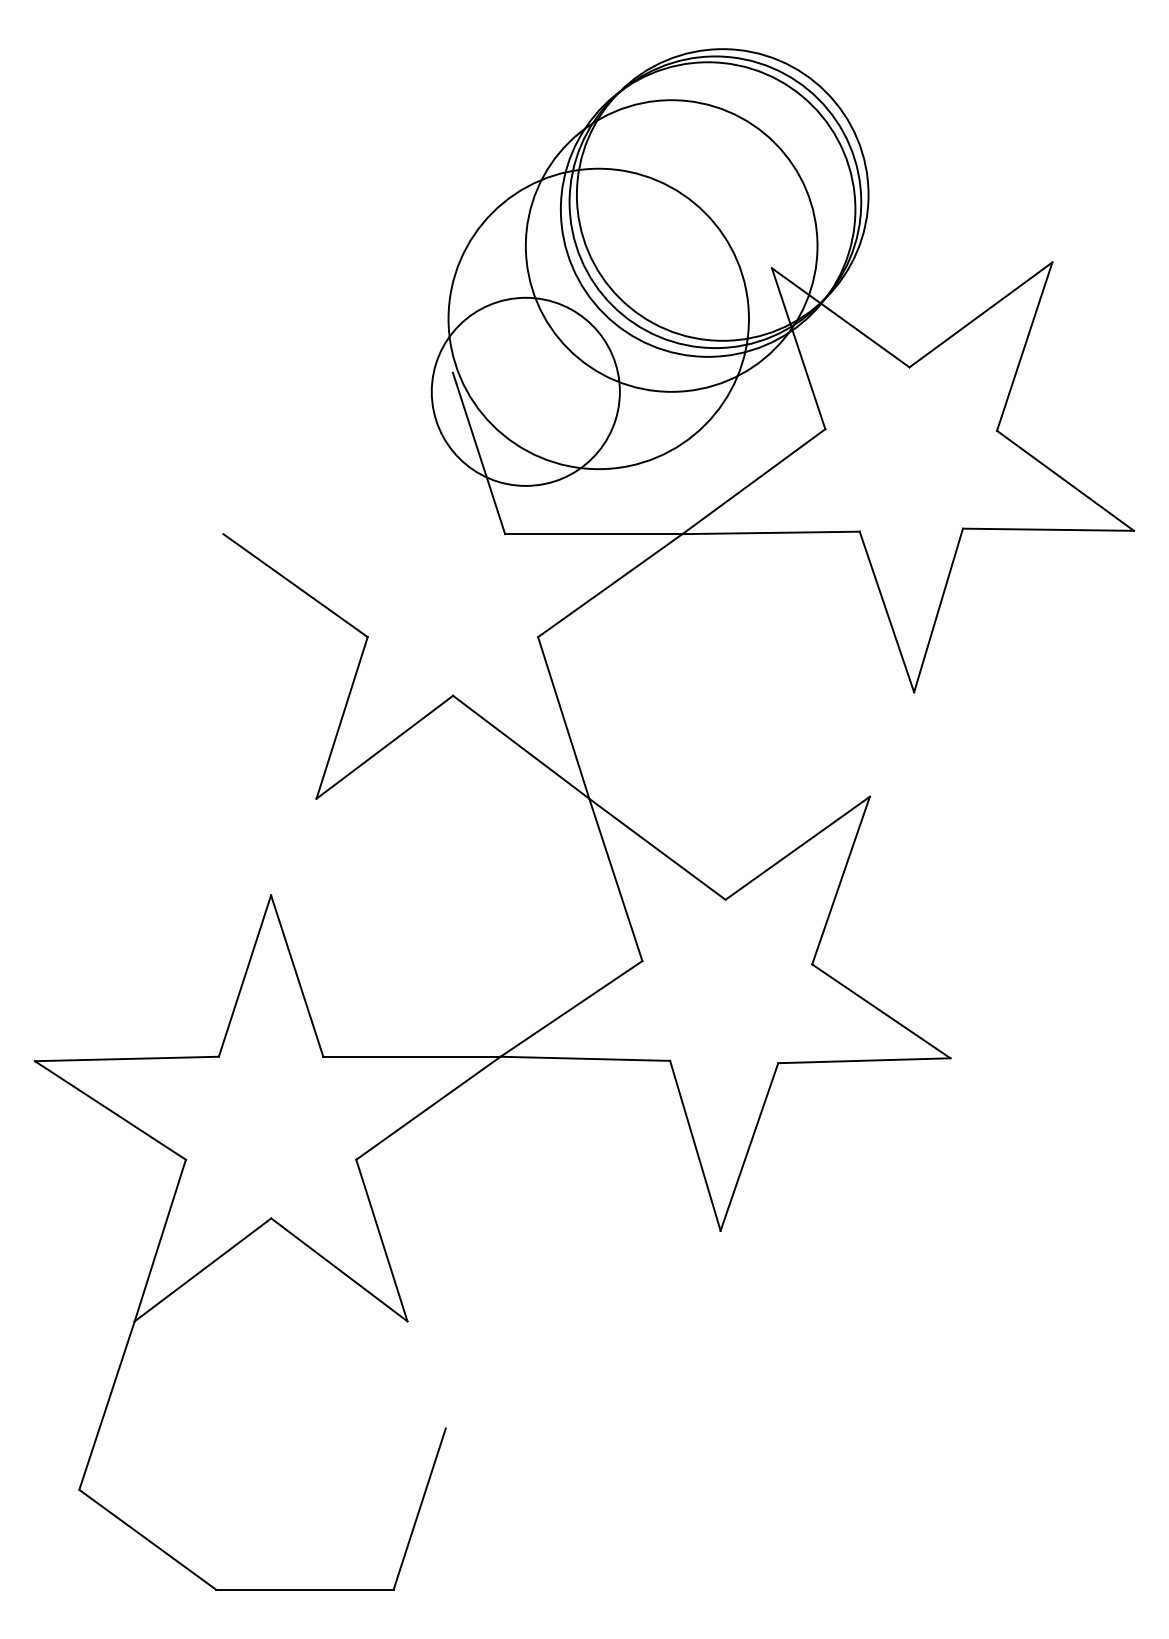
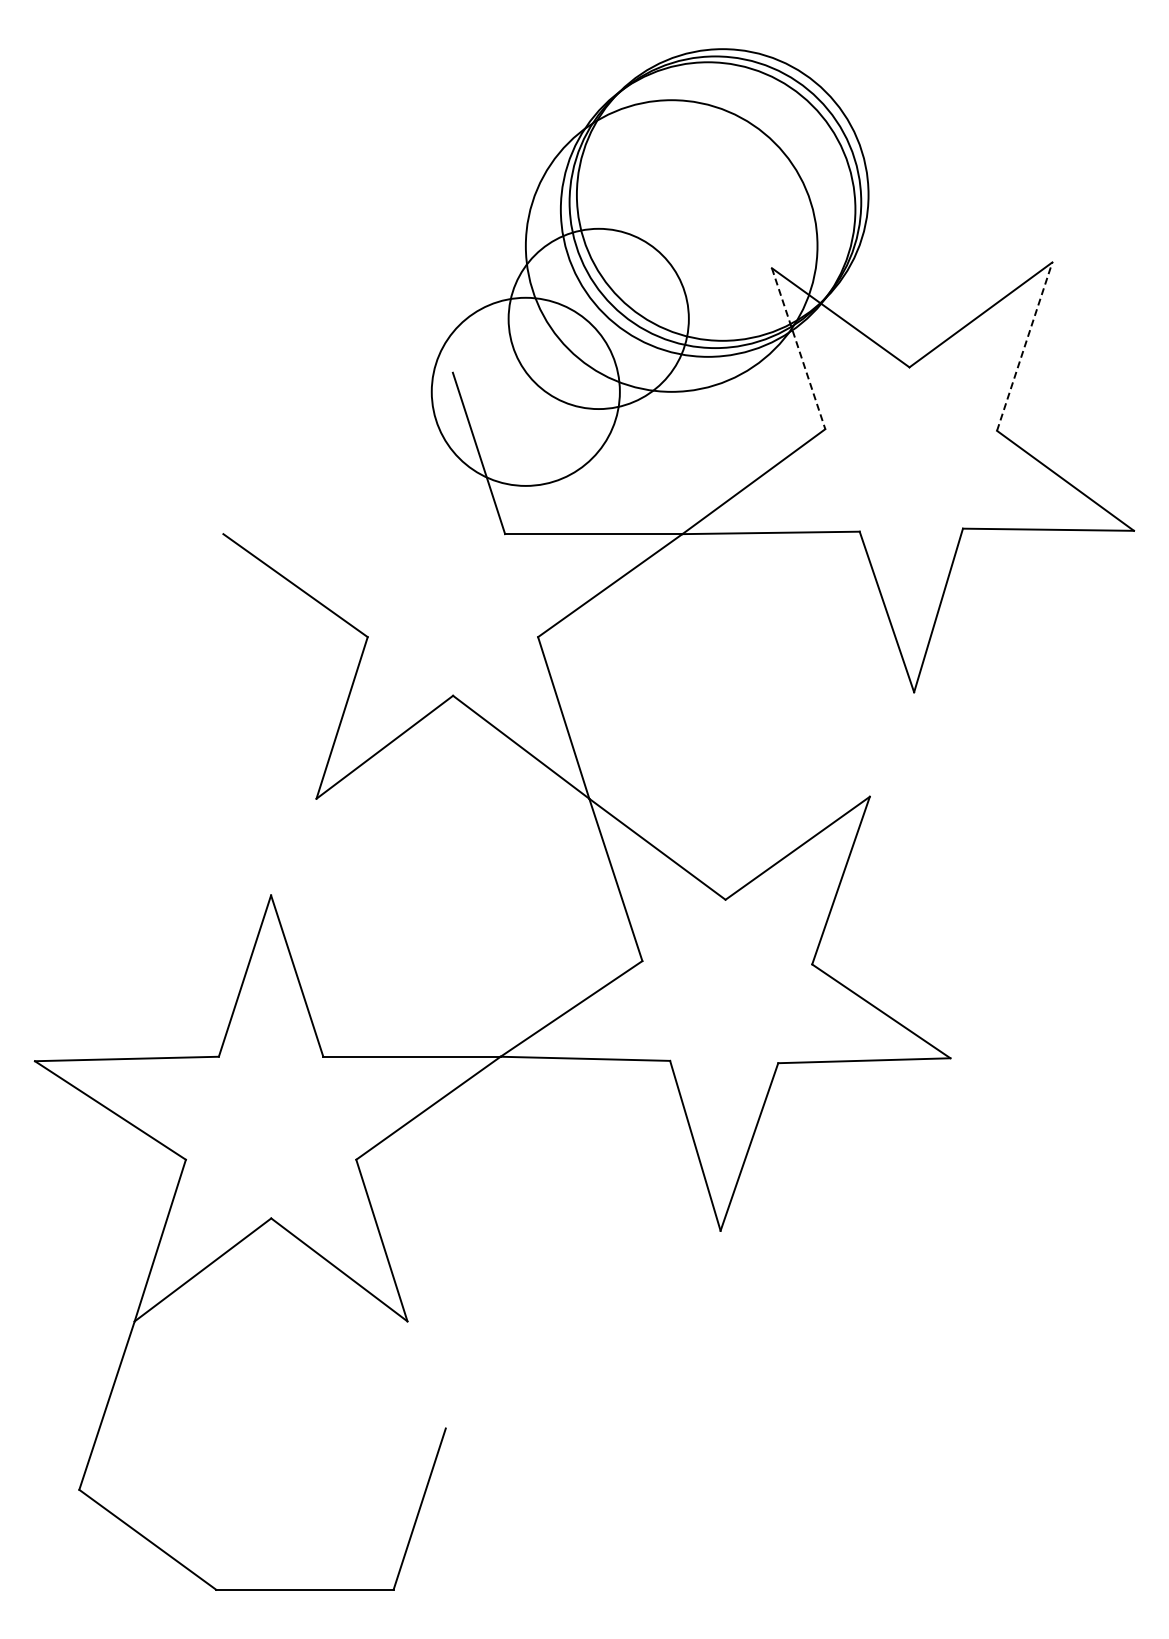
circle diameter: 300 px -> 180 px (598, 318)
line: solid -> dashed (1024, 346)
line: solid -> dashed (798, 348)
